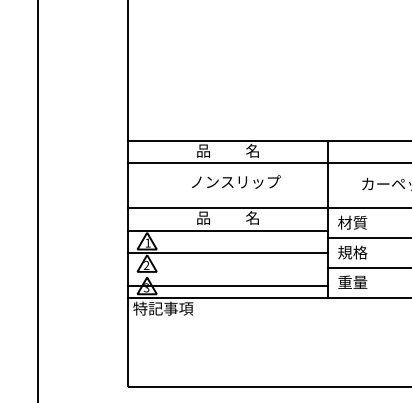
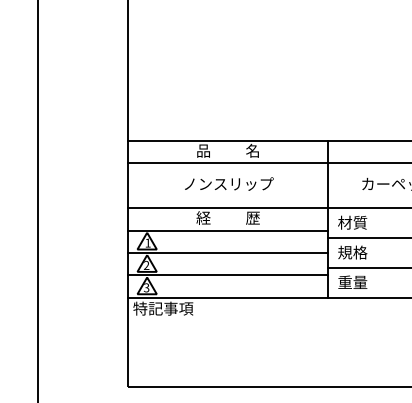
text position: (236, 181) -> (229, 183) (229, 183)
text: 品          名 -> 経          歴 (227, 217)
line position: (227, 286) -> (227, 275) (227, 275)
